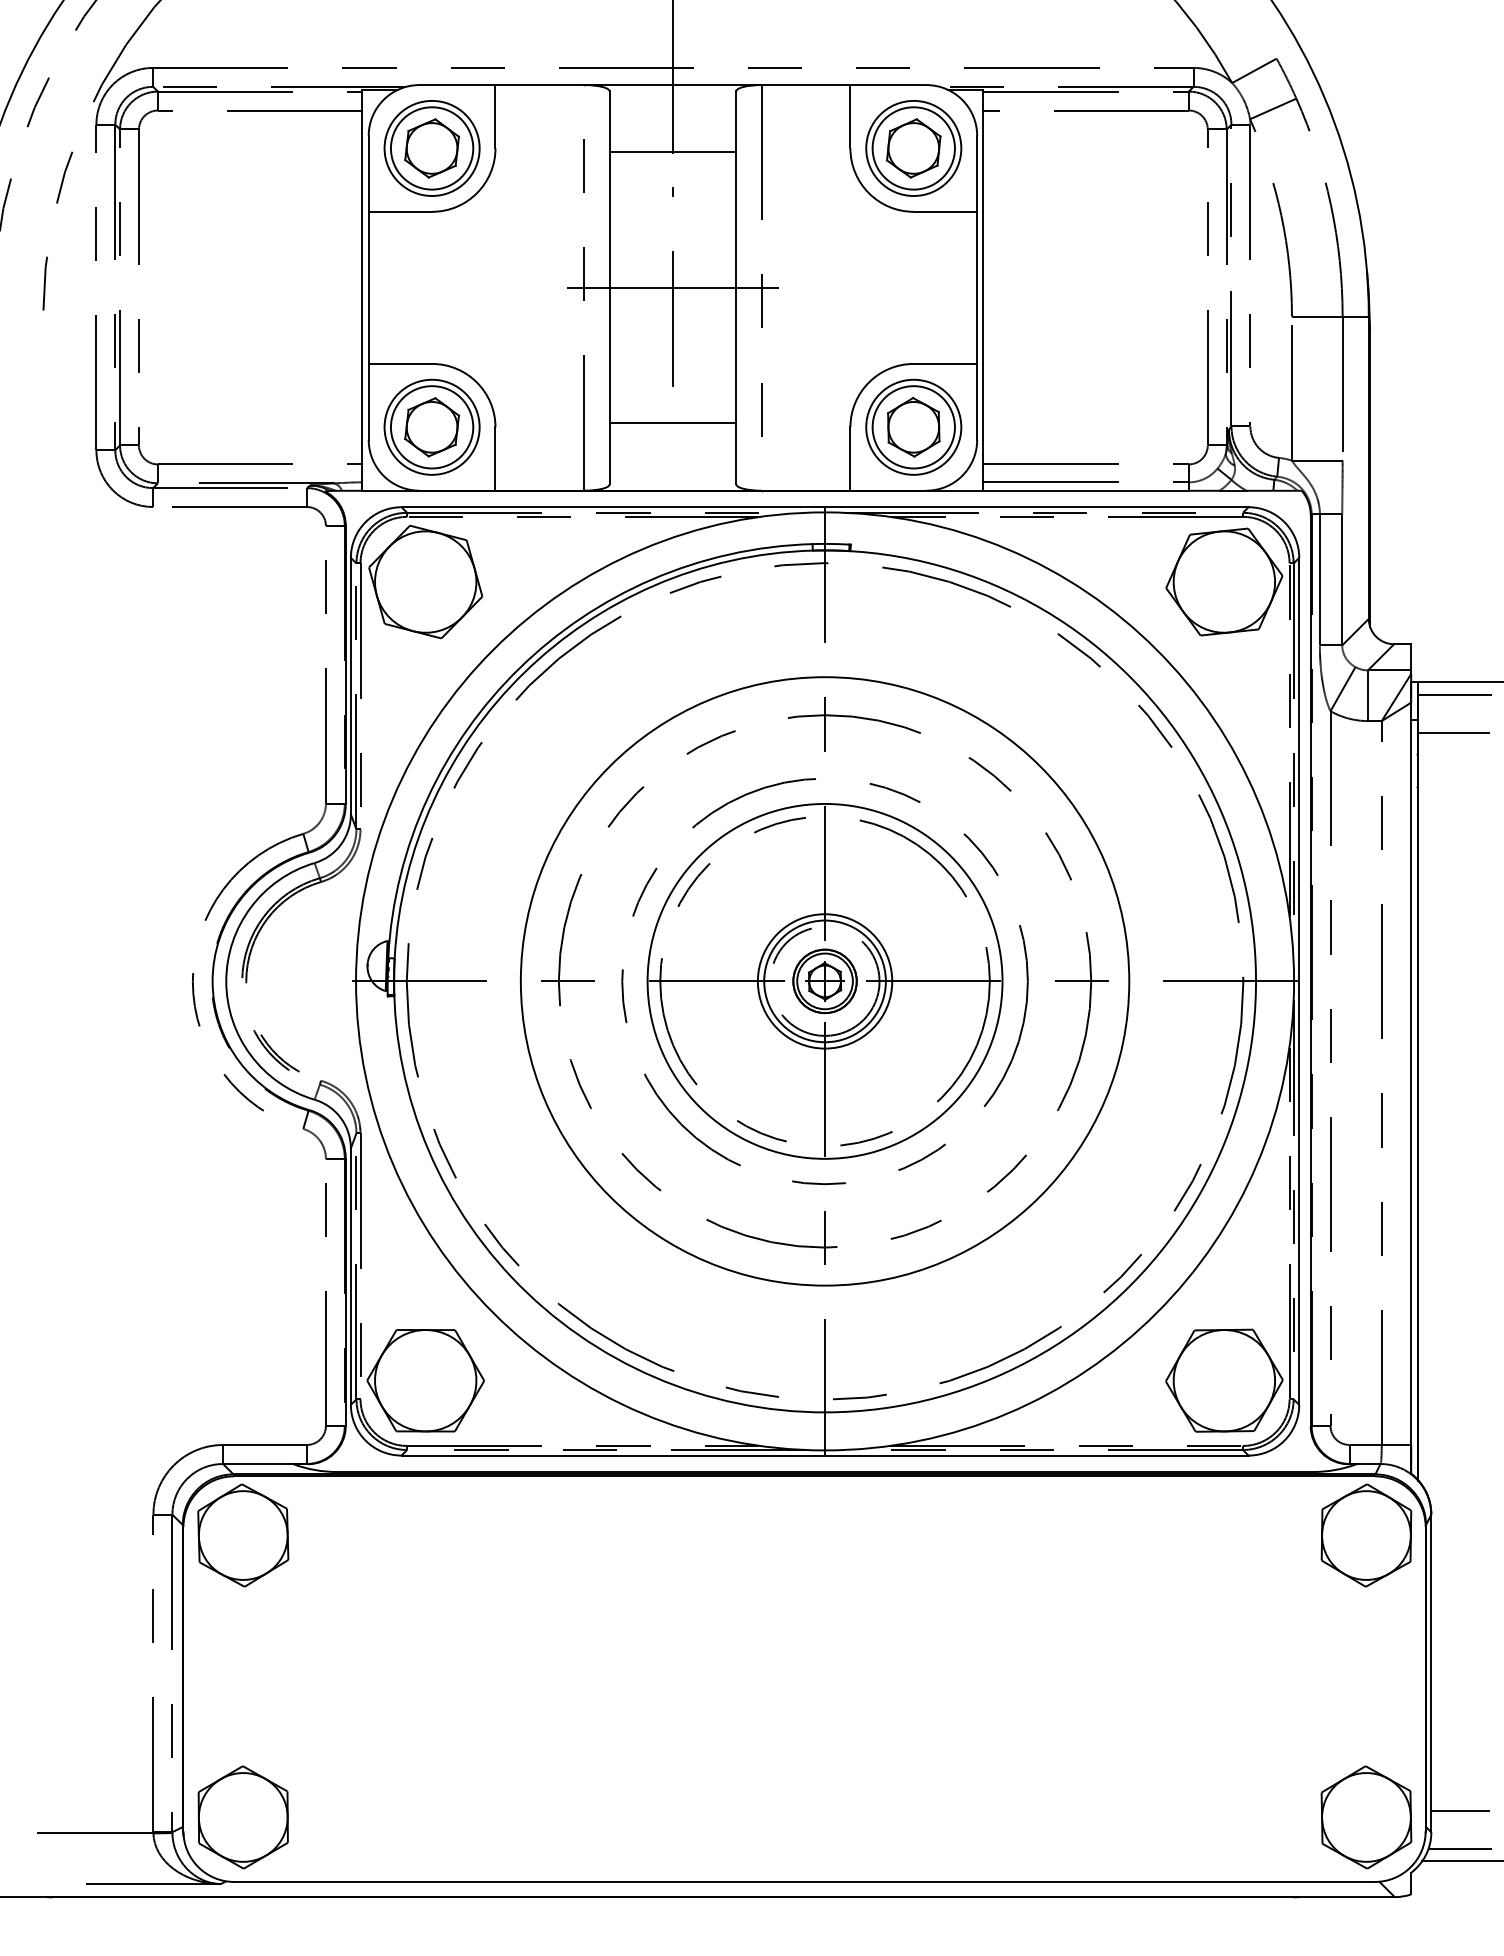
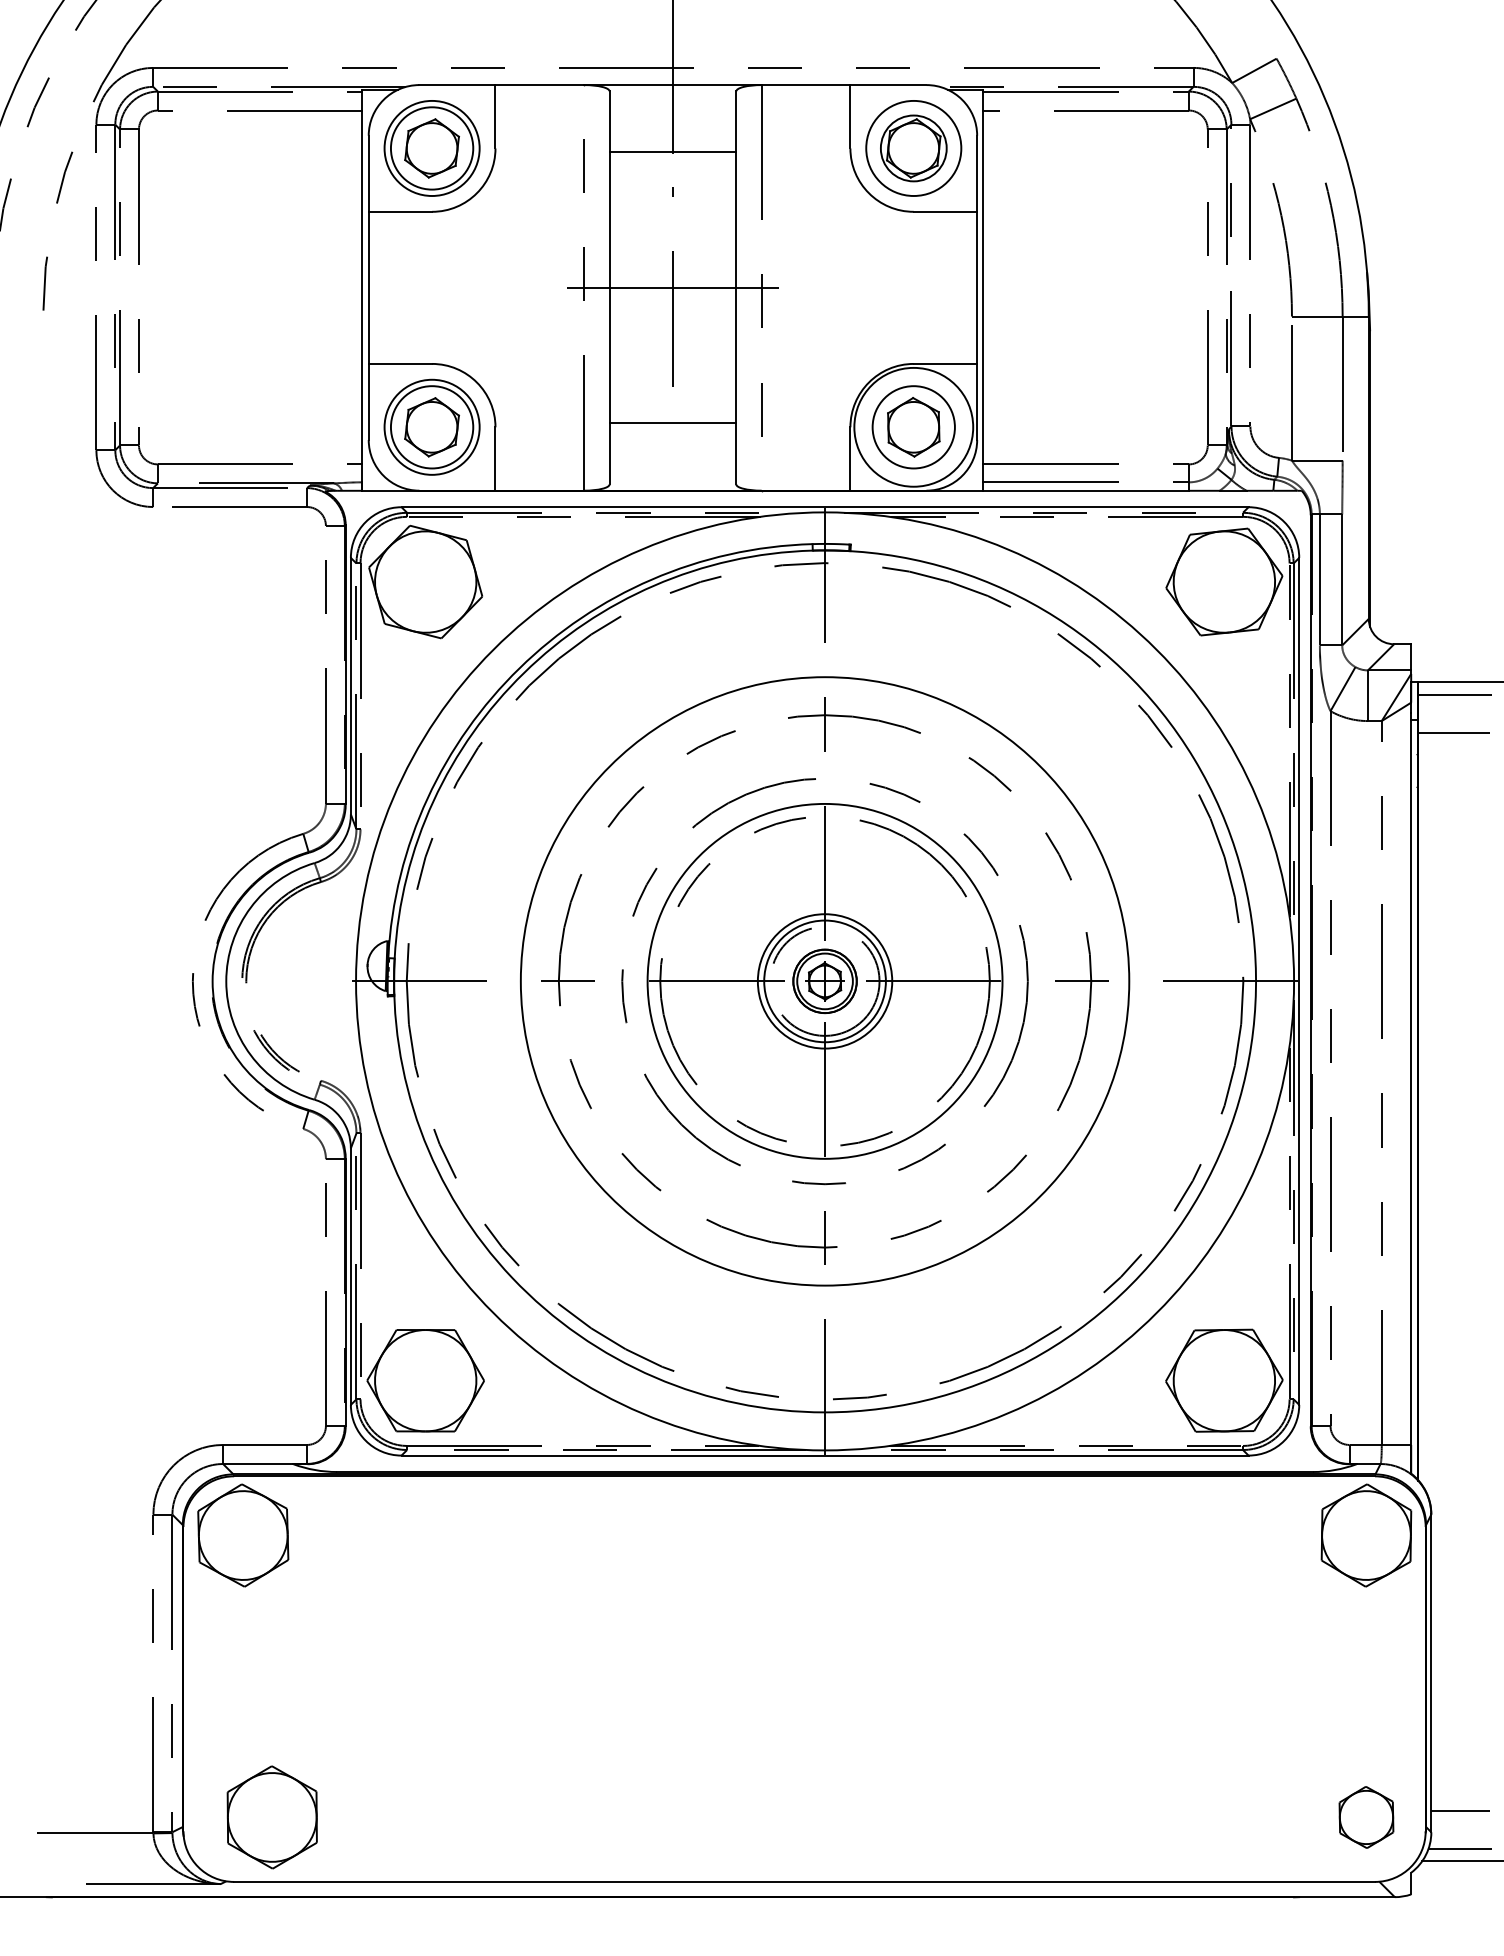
circle diameter: 82 px -> 66 px (913, 148)
circle diameter: 95 px -> 119 px (913, 426)
part position: (242, 1817) -> (271, 1817) (271, 1817)
part size: 93x105 px -> 57x63 px (1366, 1817)
